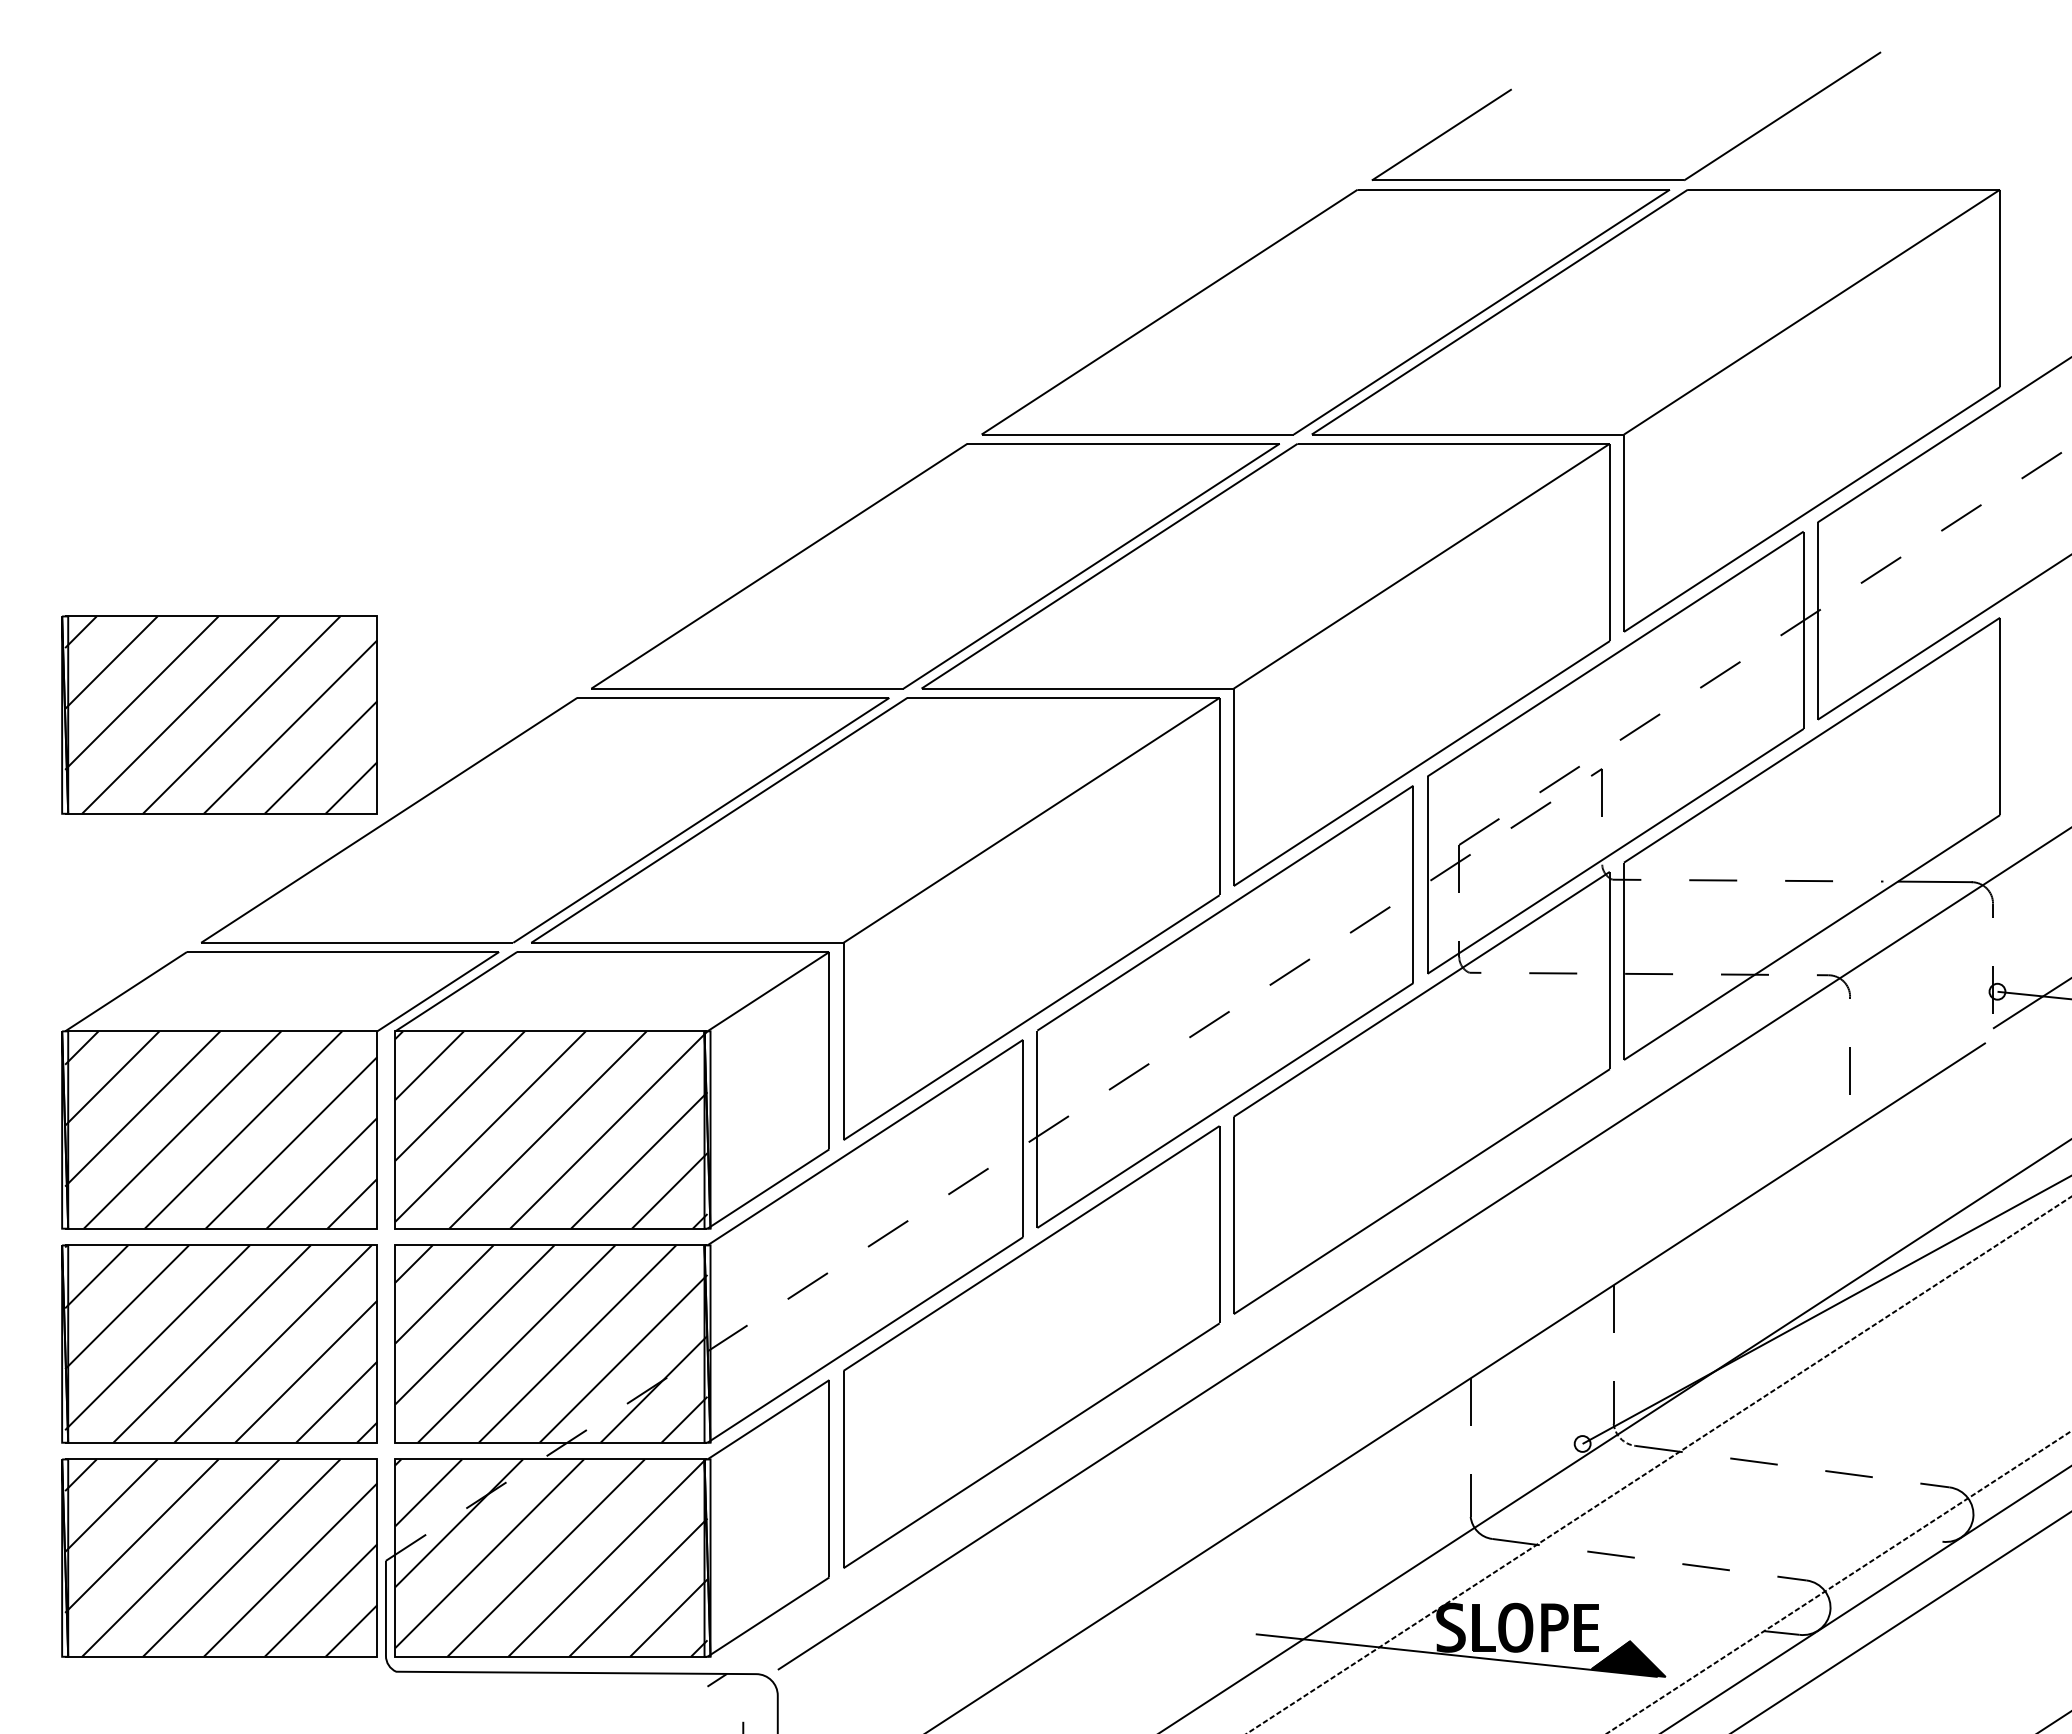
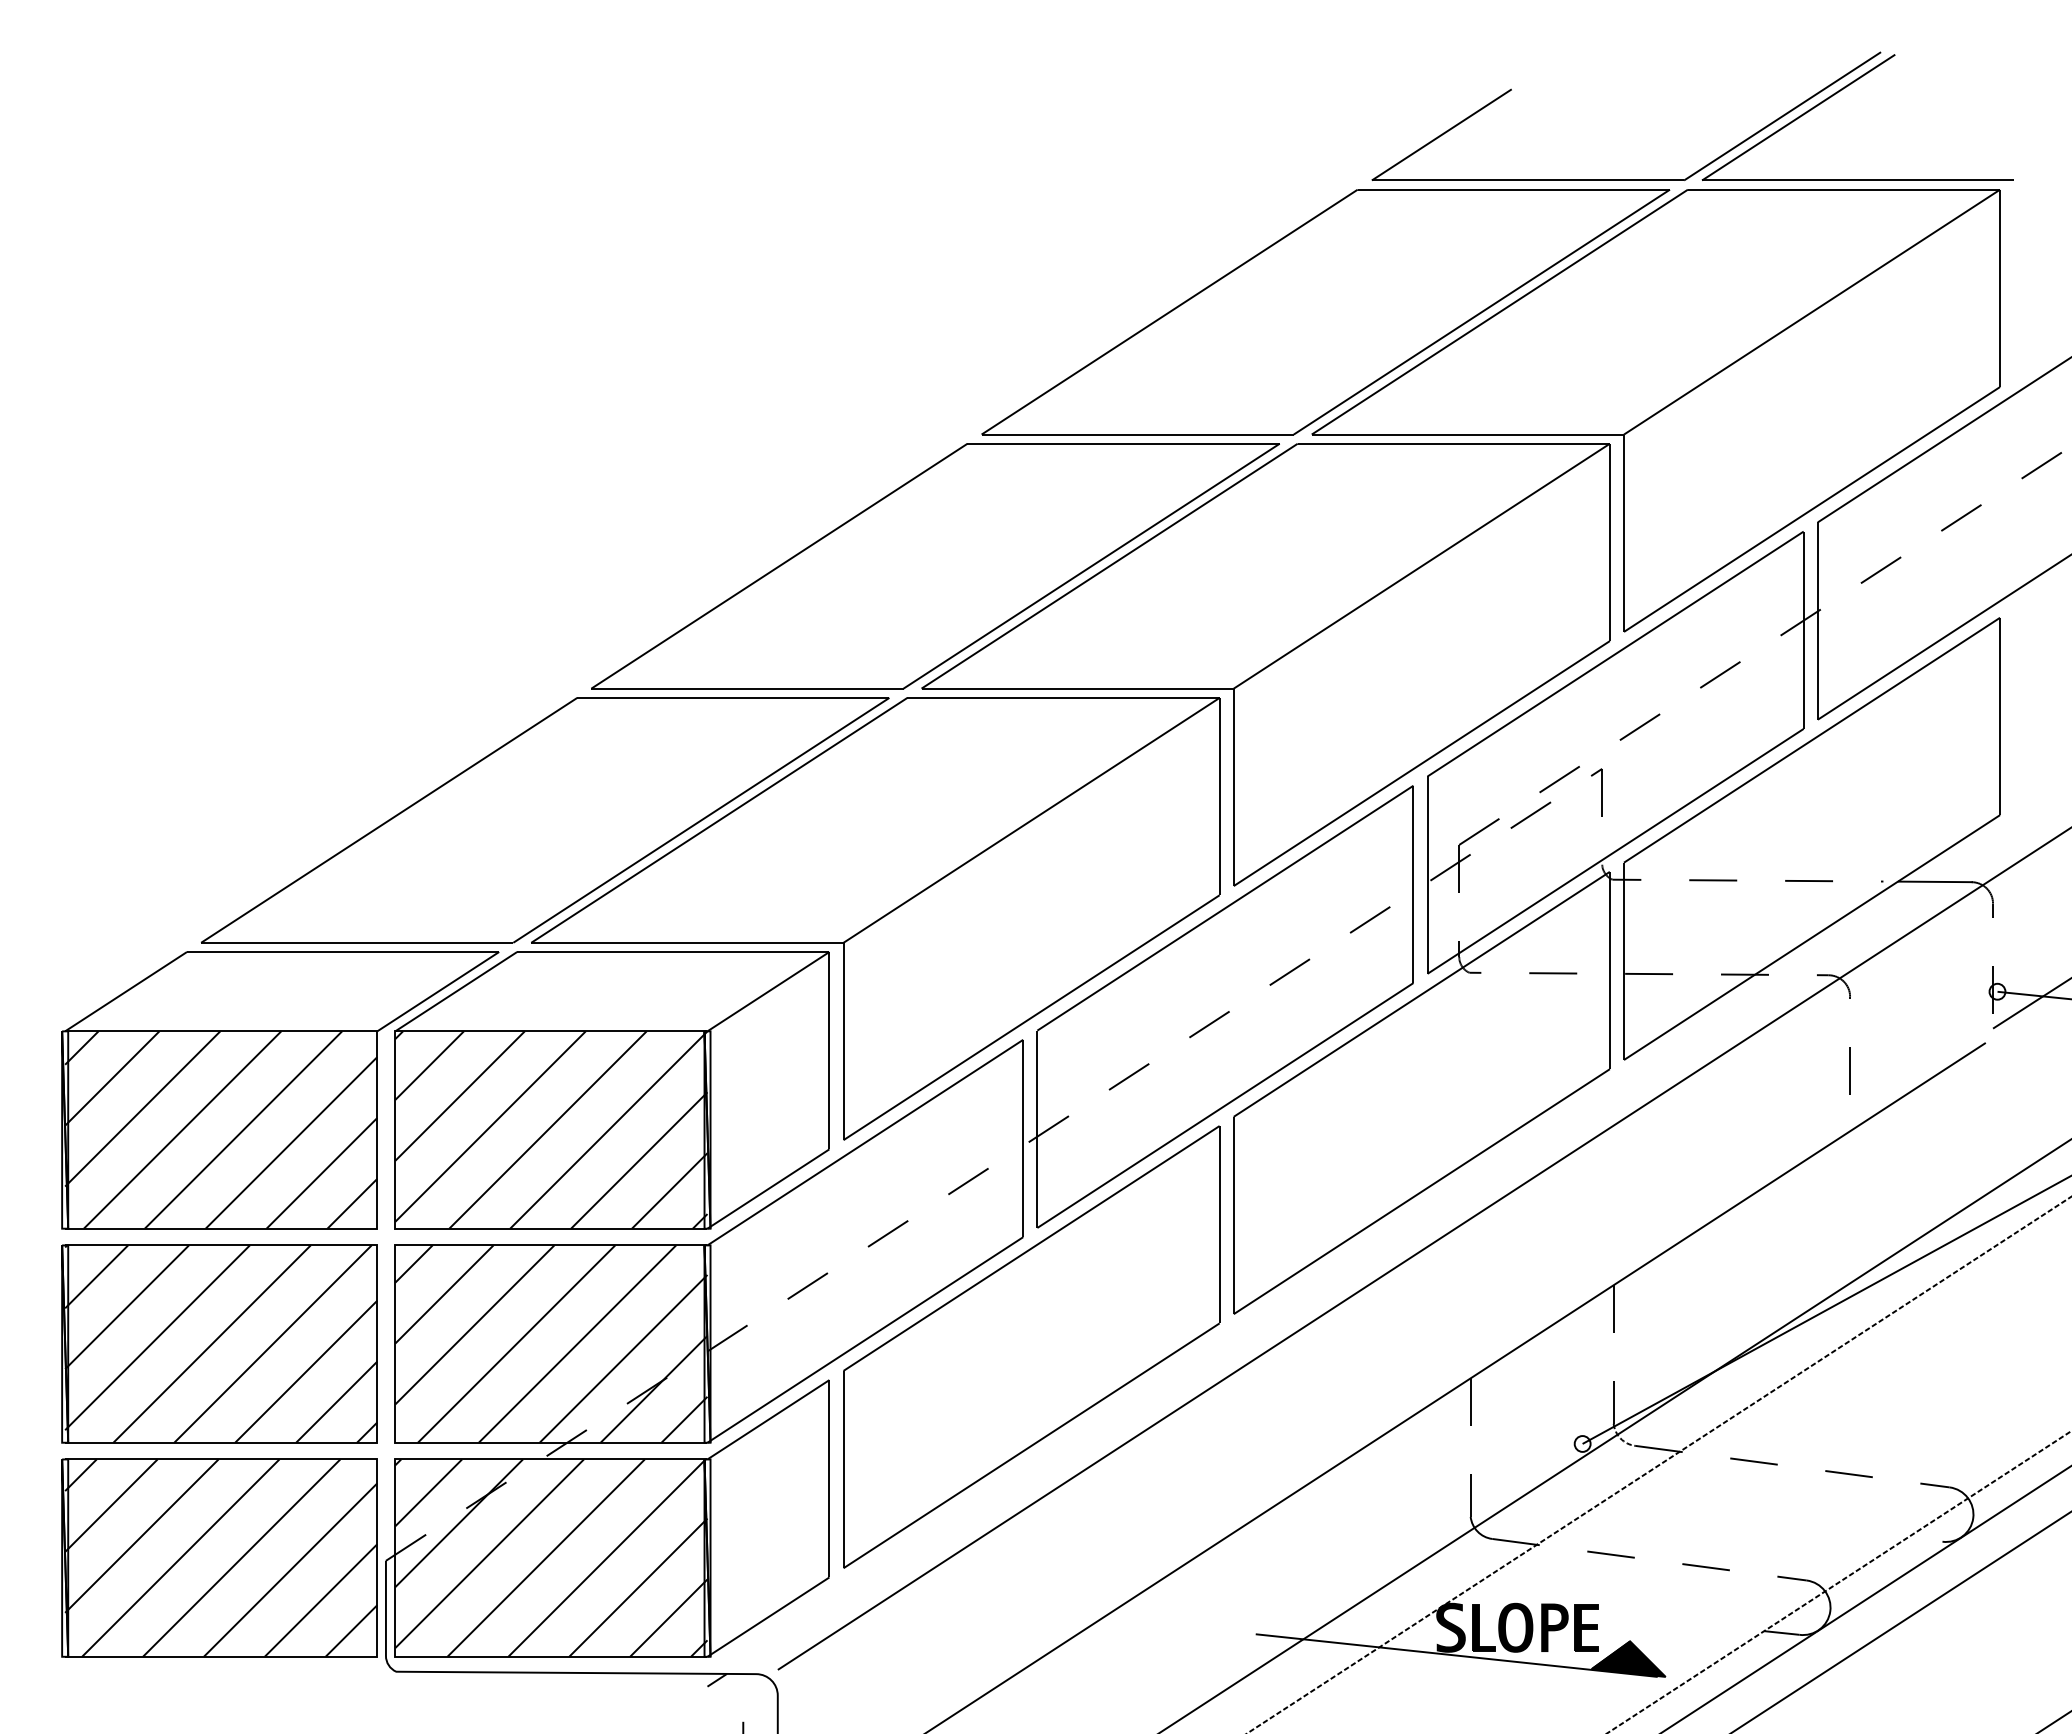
part: none -> present (1839, 92)
part: present -> none (219, 714)
